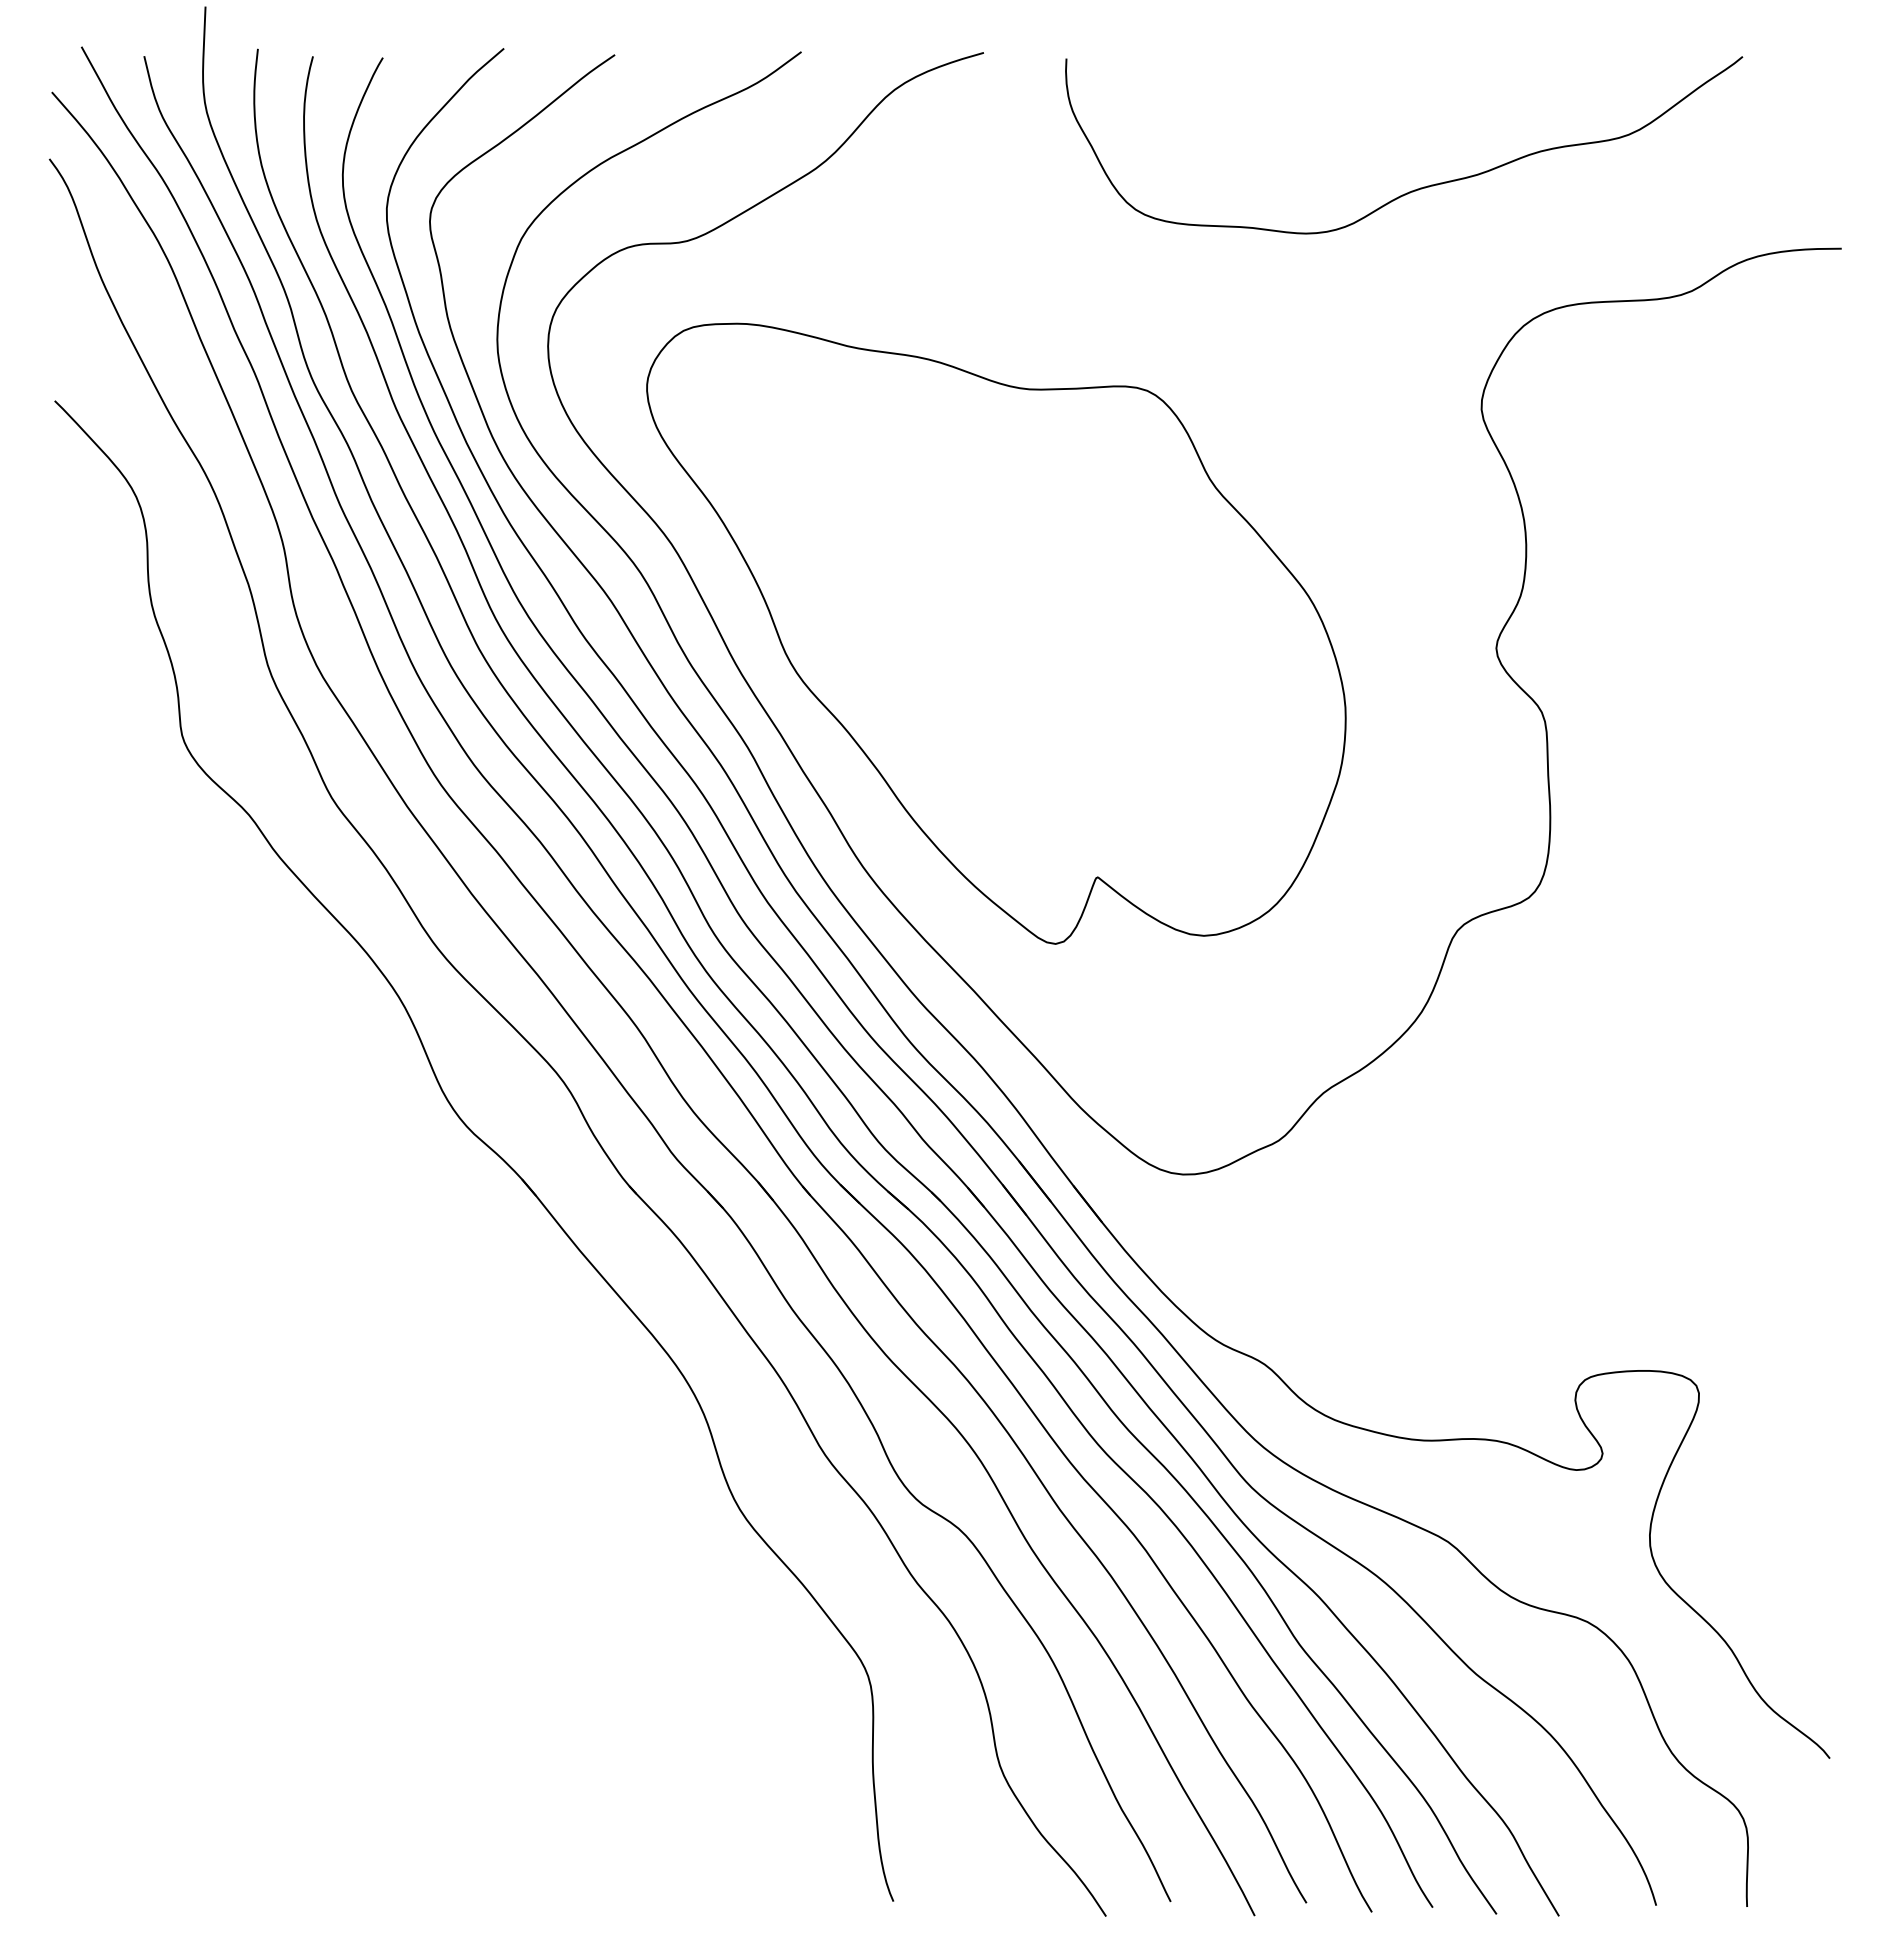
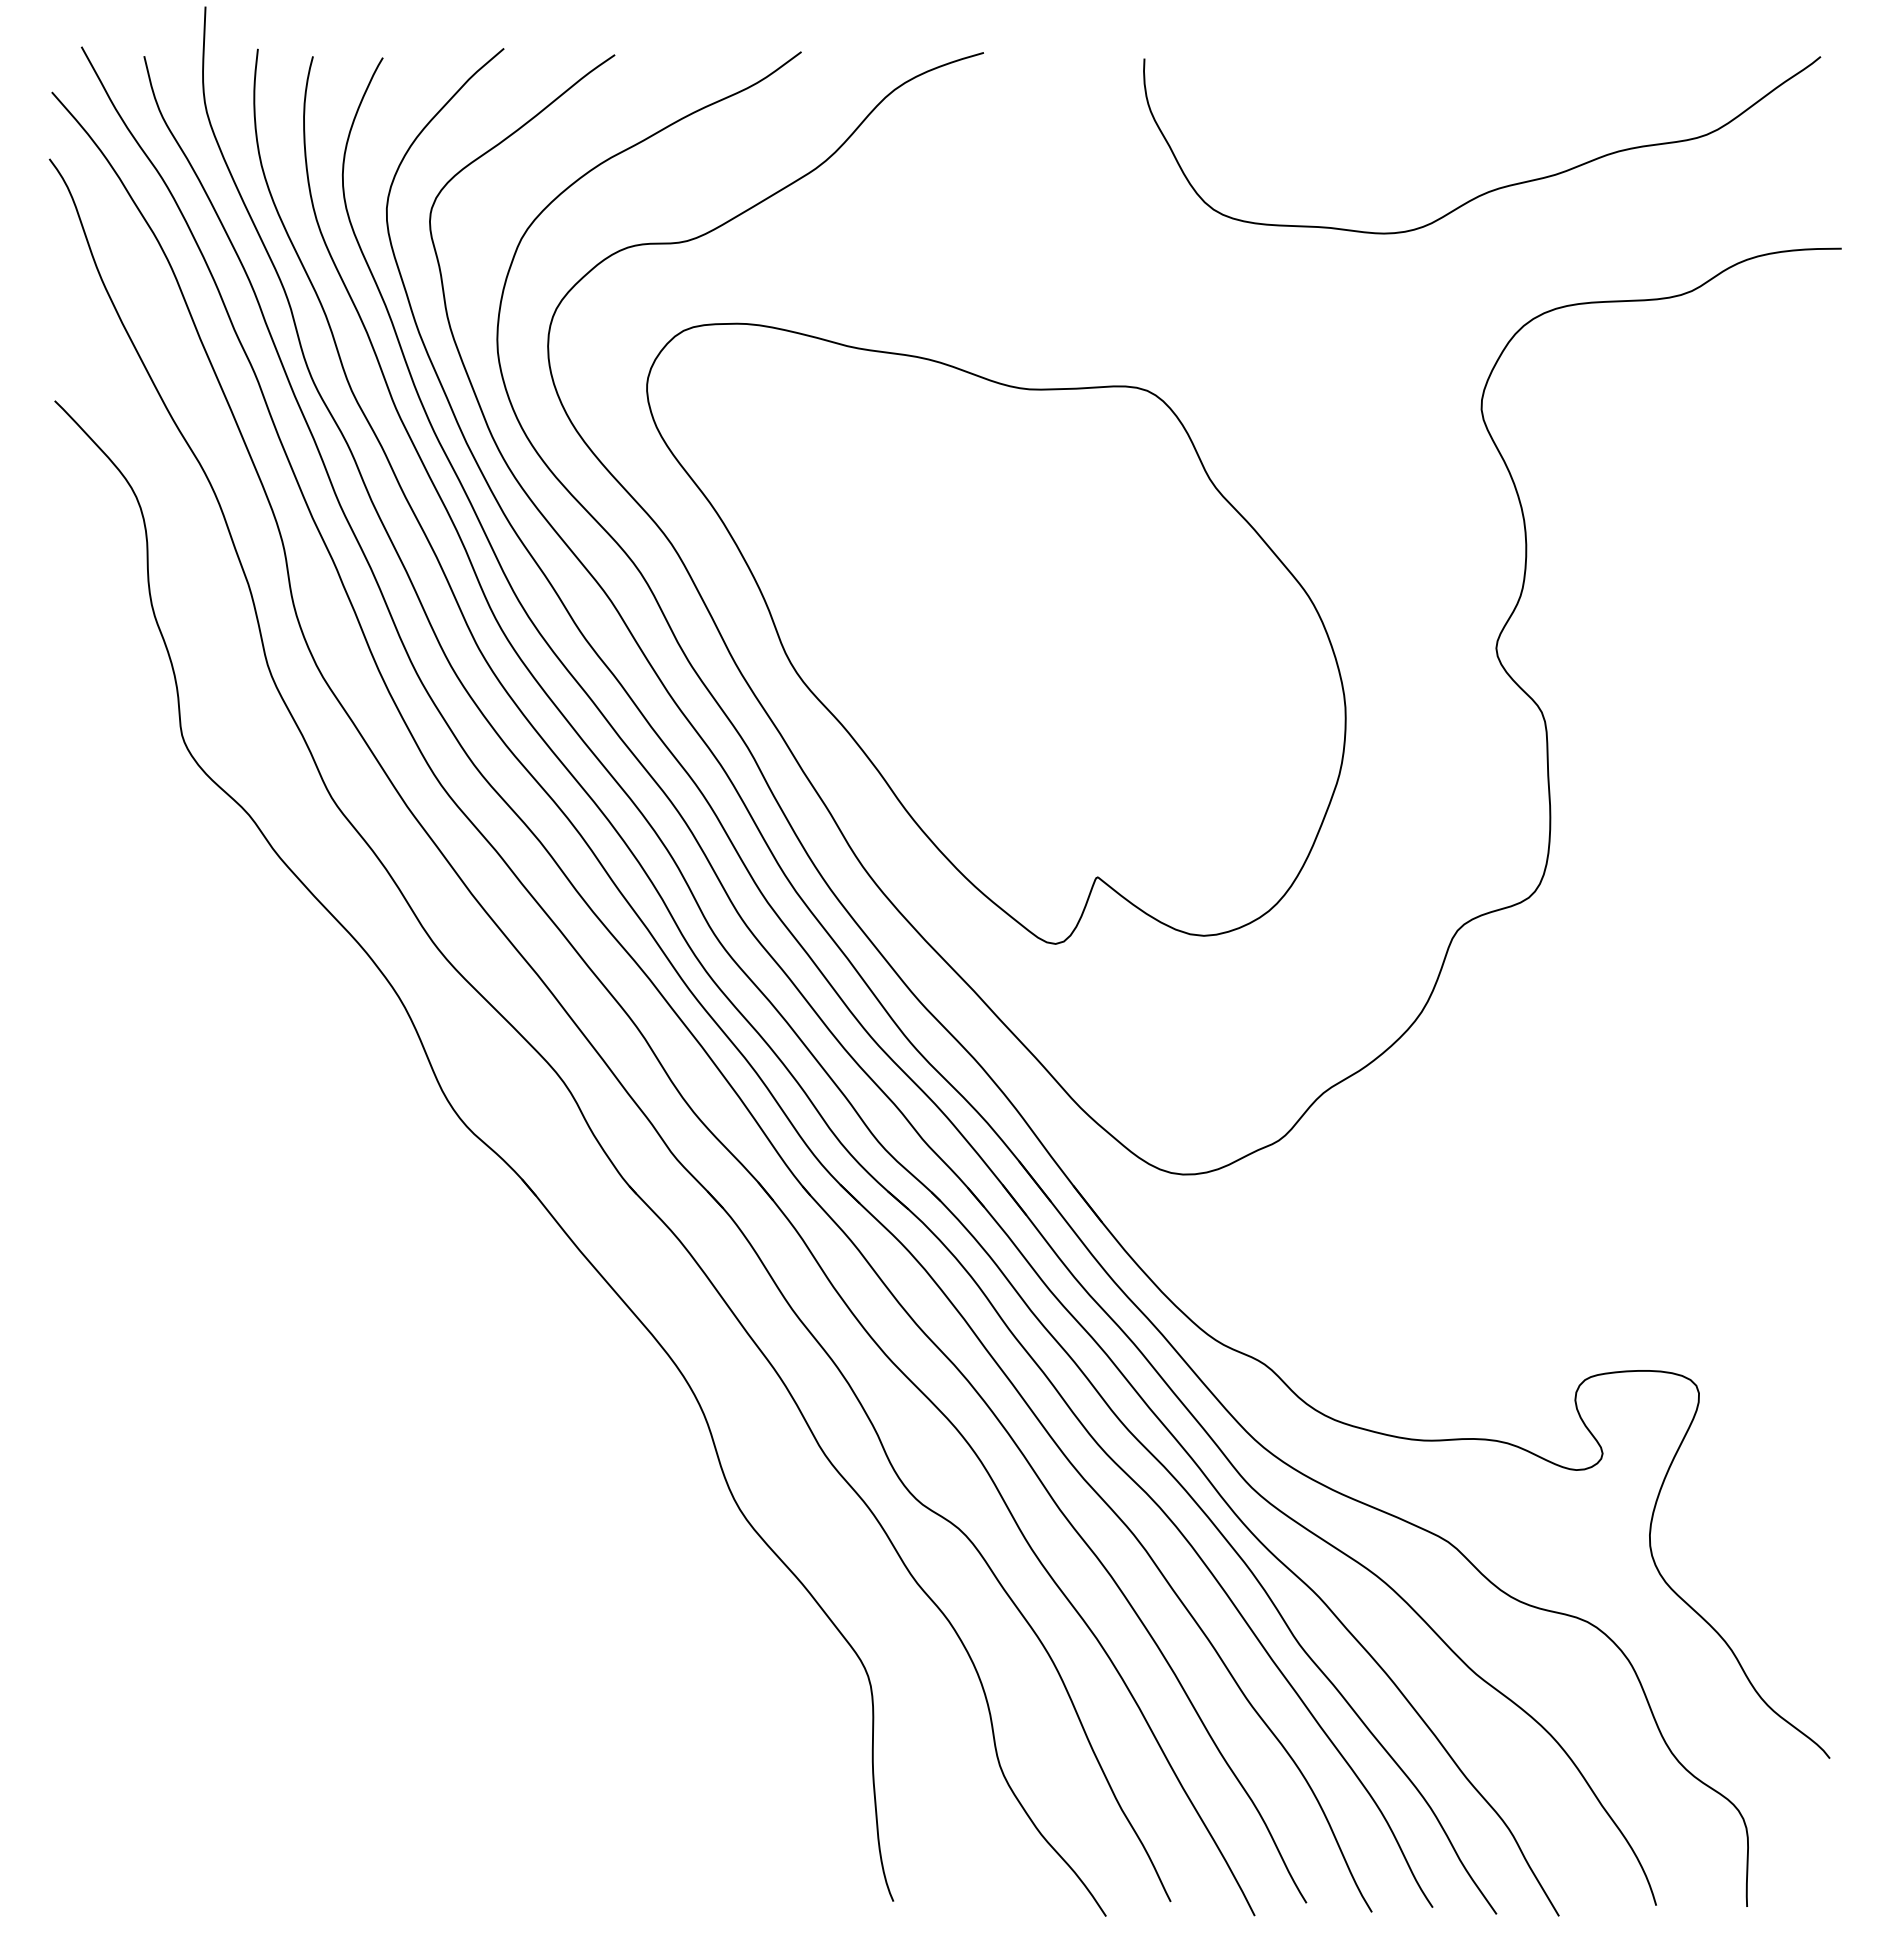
curve position: (1417, 188) -> (1495, 188) (1495, 188)
